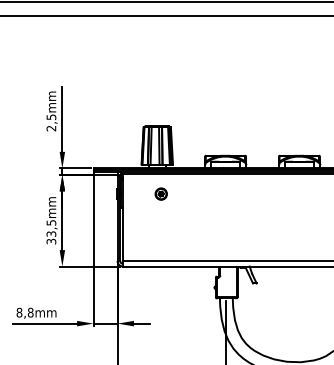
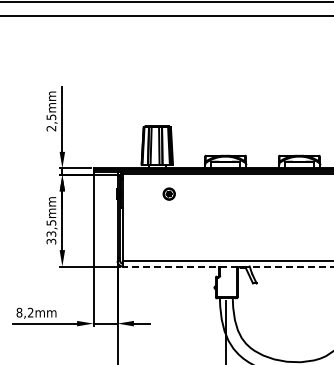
part position: (160, 193) -> (168, 193) (168, 193)
line: solid -> dashed (227, 266)
text: 8,8mm -> 8,2mm (30, 312)
